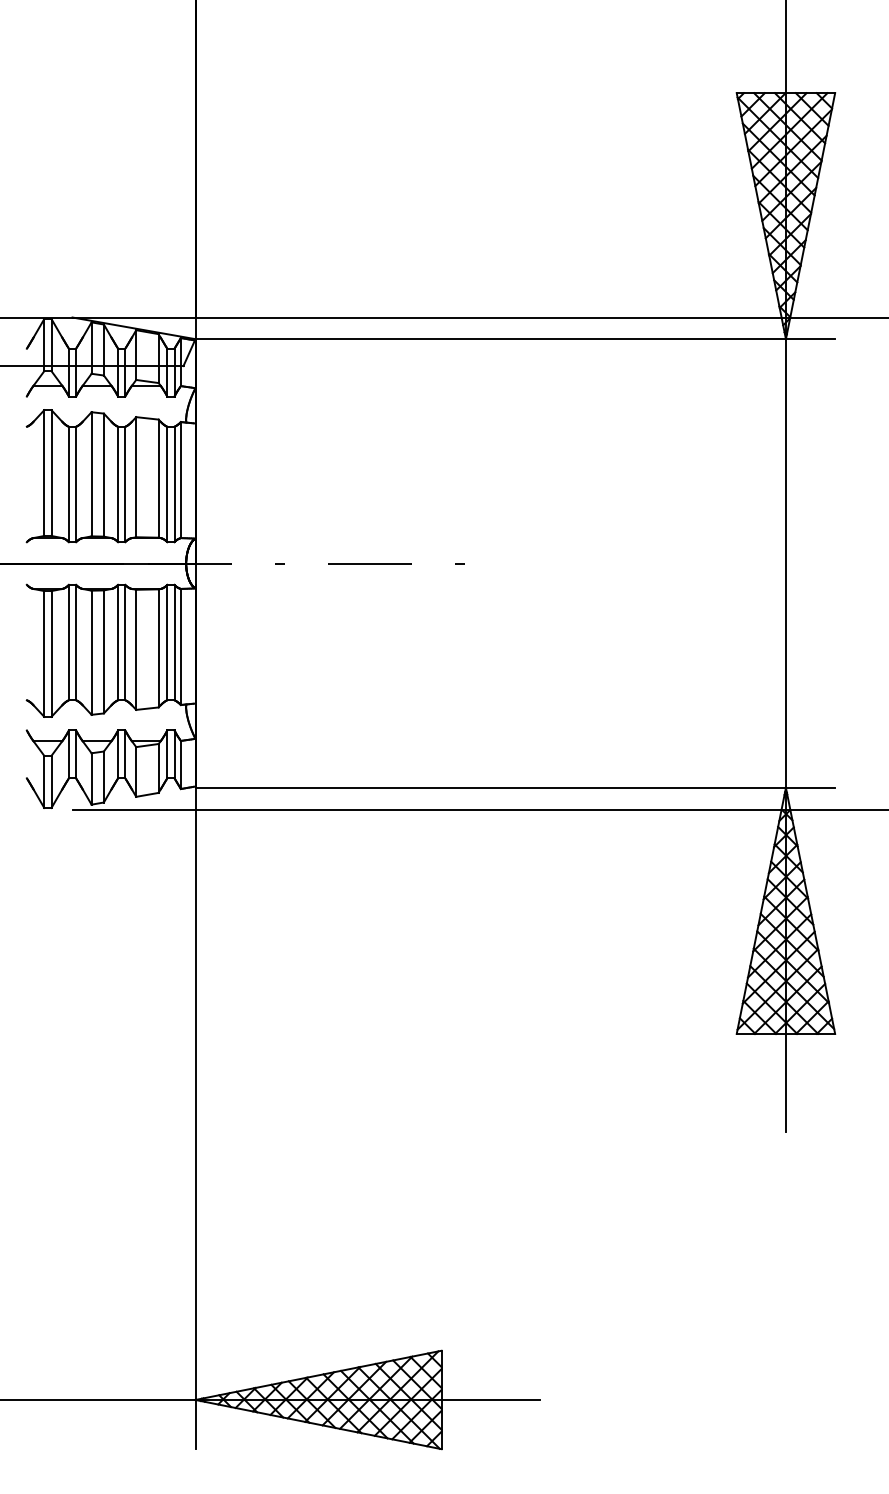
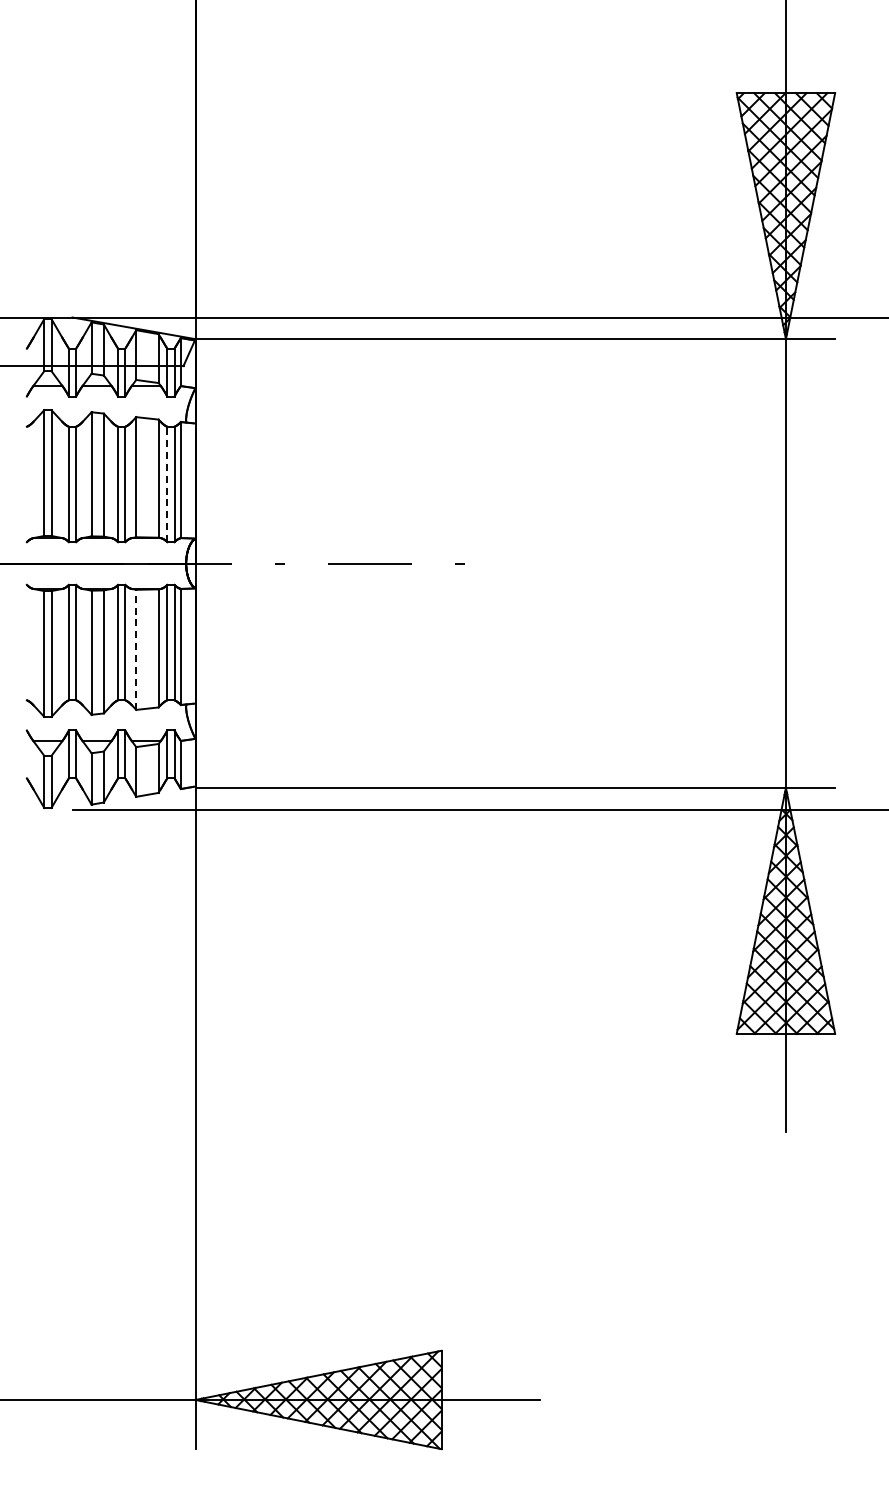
line: solid -> dashed (167, 484)
line: solid -> dashed (136, 649)
